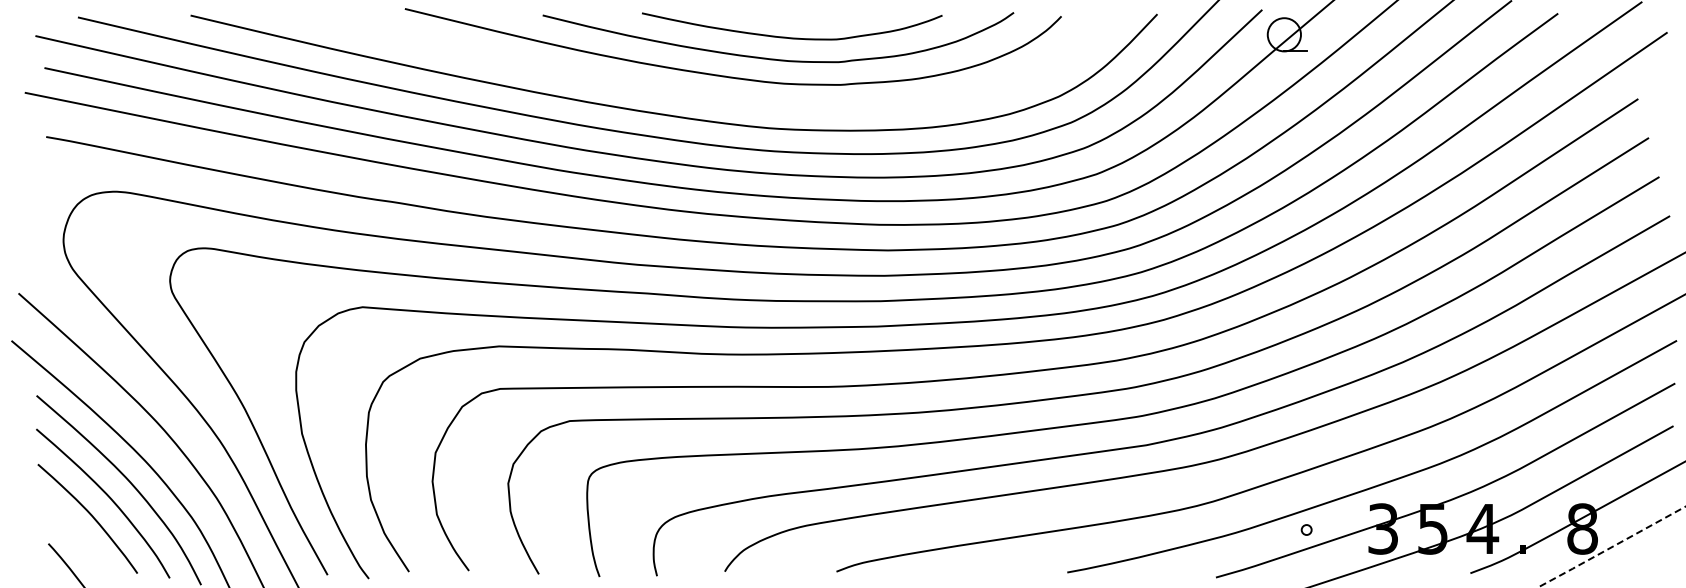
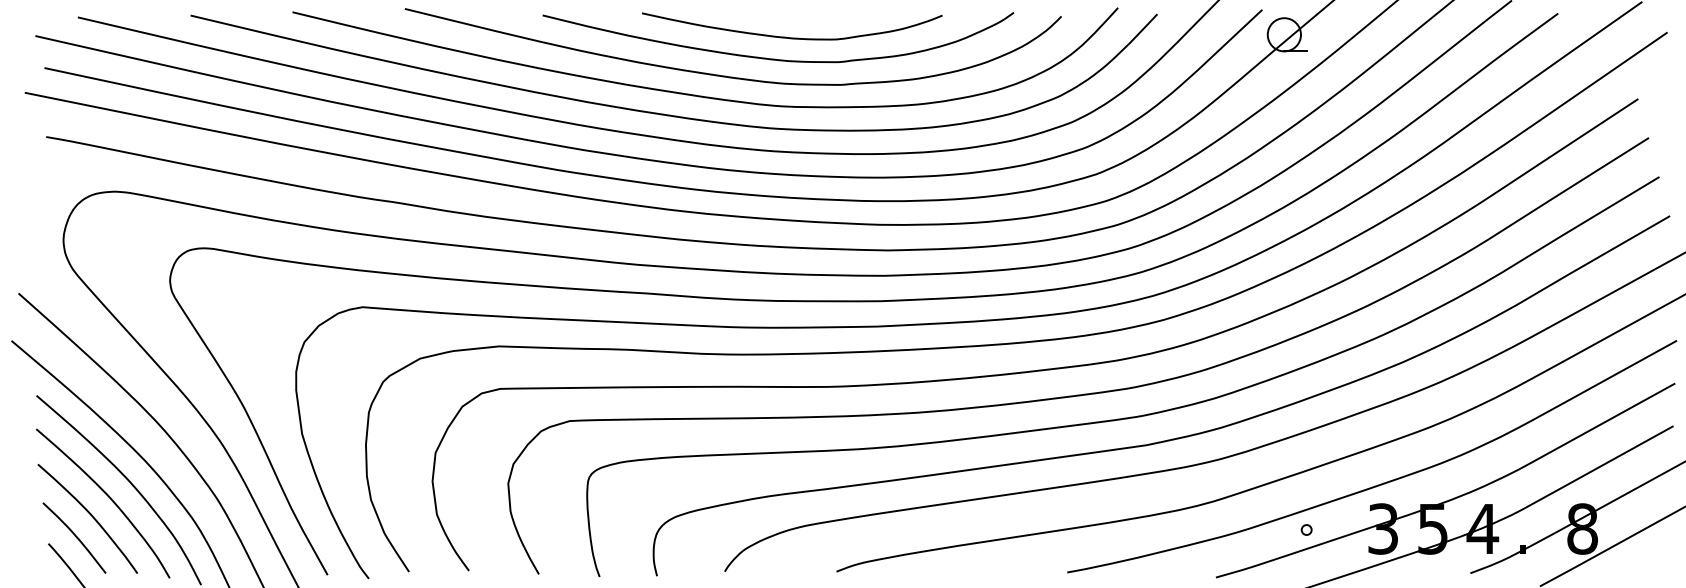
curve: none -> present (702, 95)
curve: none -> present (74, 536)
line: dashed -> solid (1612, 547)
